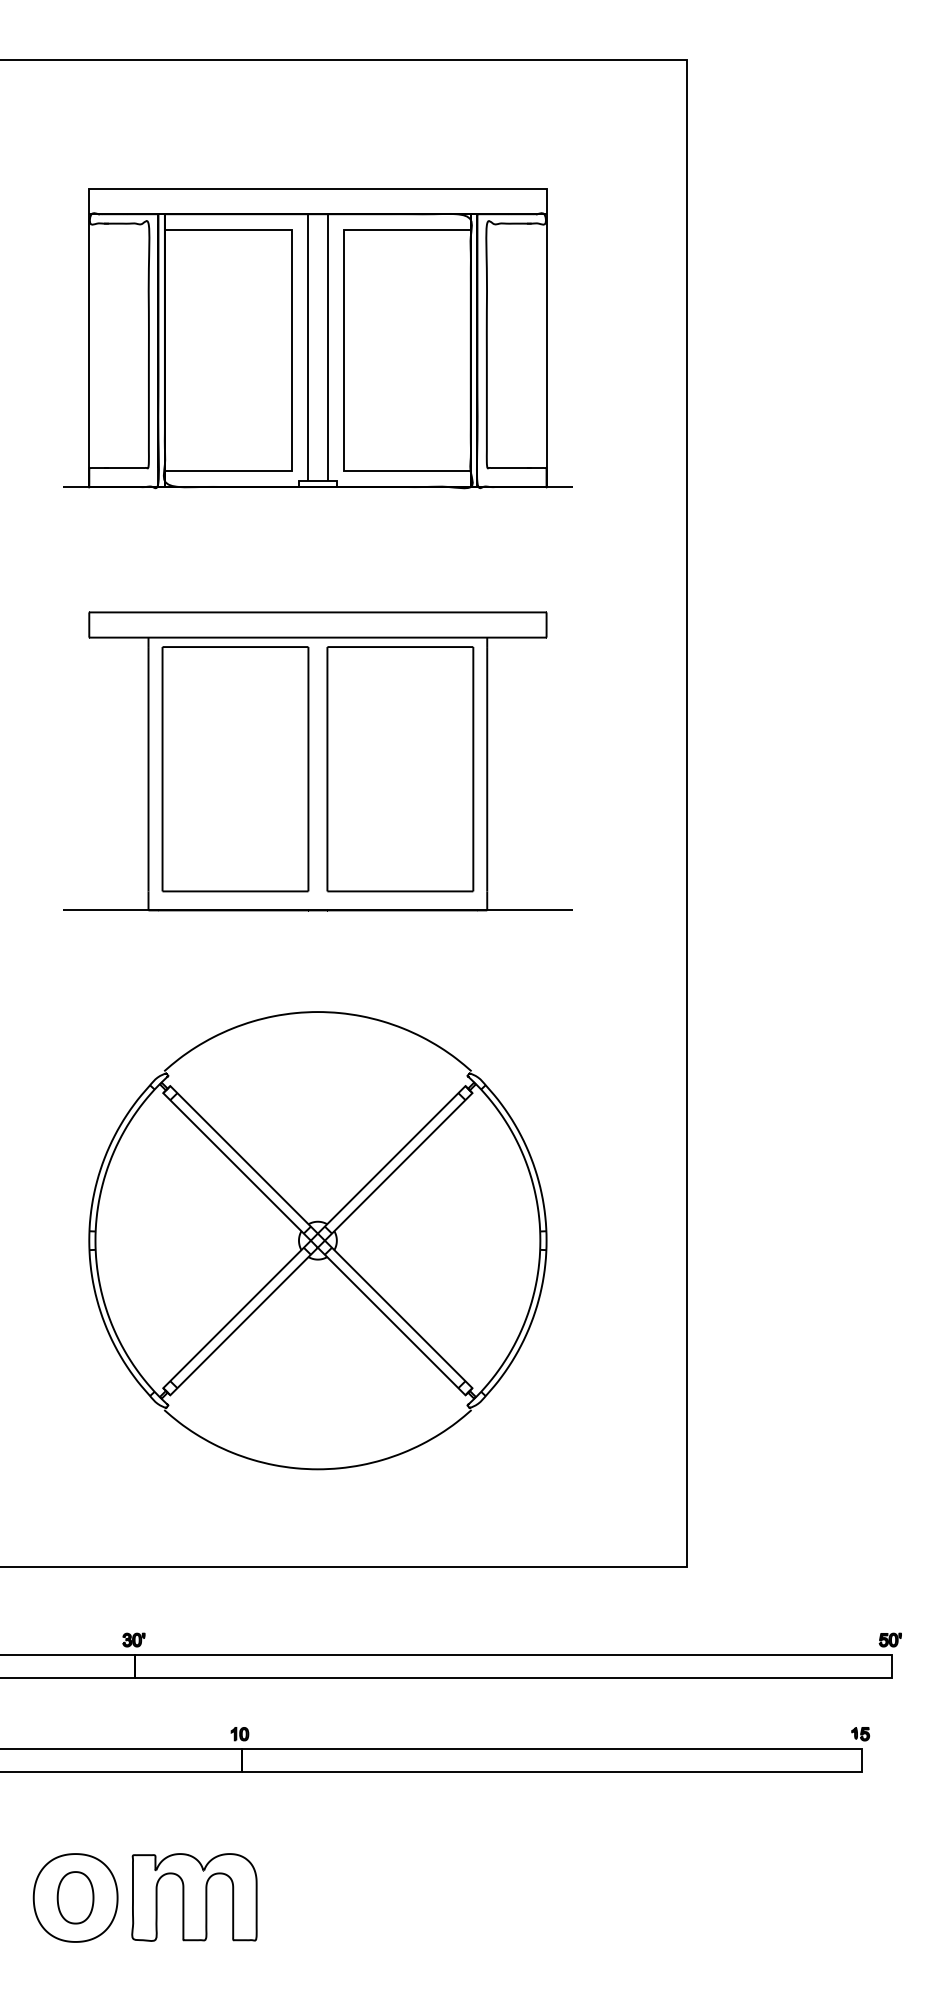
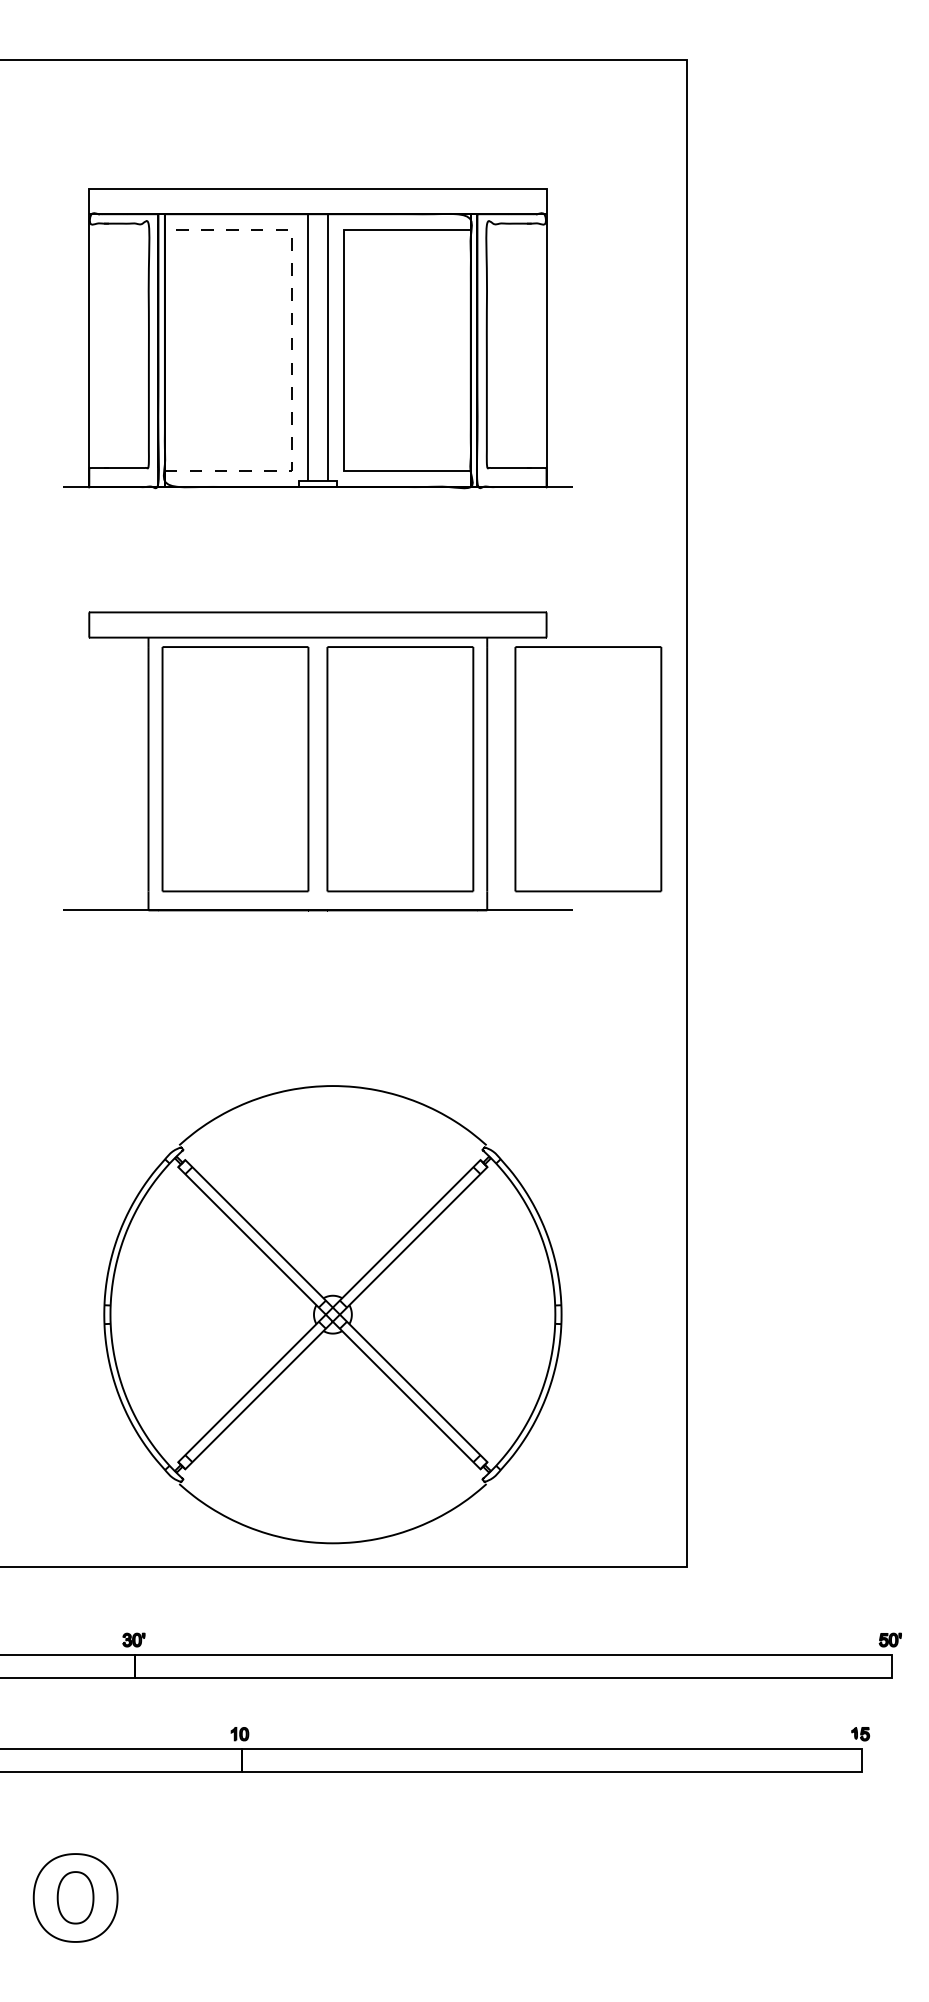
line: solid -> dashed (292, 350)
part: none -> present (588, 769)
part position: (317, 1240) -> (332, 1314) (332, 1314)
part: present -> none (194, 1897)
